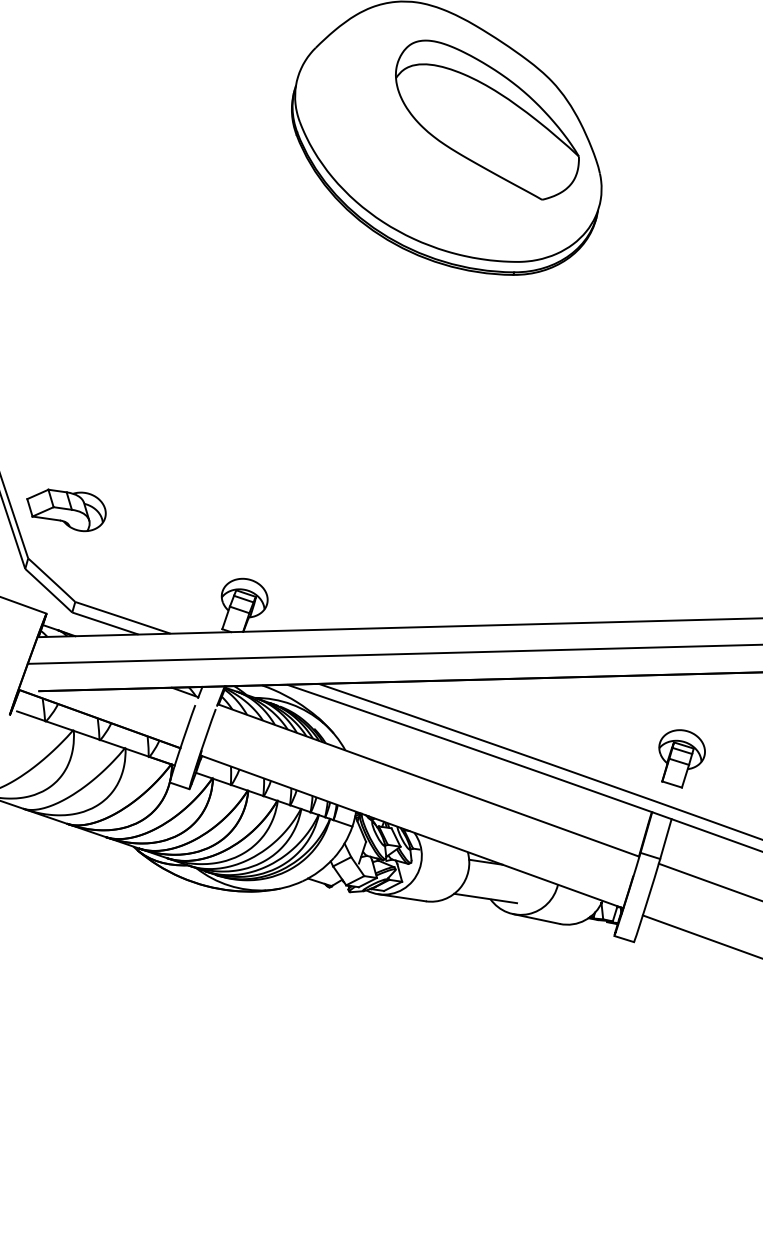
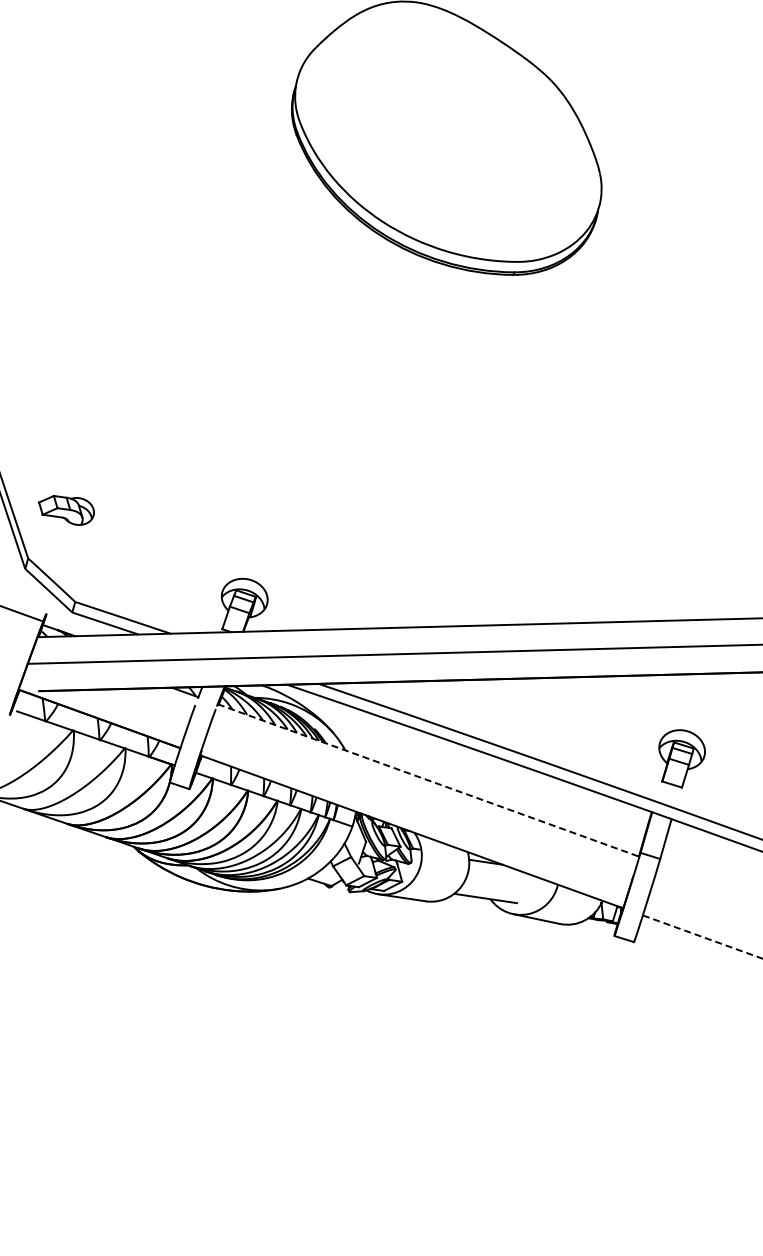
part: present -> none (487, 119)
part size: 81x45 px -> 57x32 px (66, 509)
line position: (24, 605) -> (22, 613) (22, 613)
line: solid -> dashed (428, 780)
line: present -> none (708, 881)
line: solid -> dashed (703, 937)
